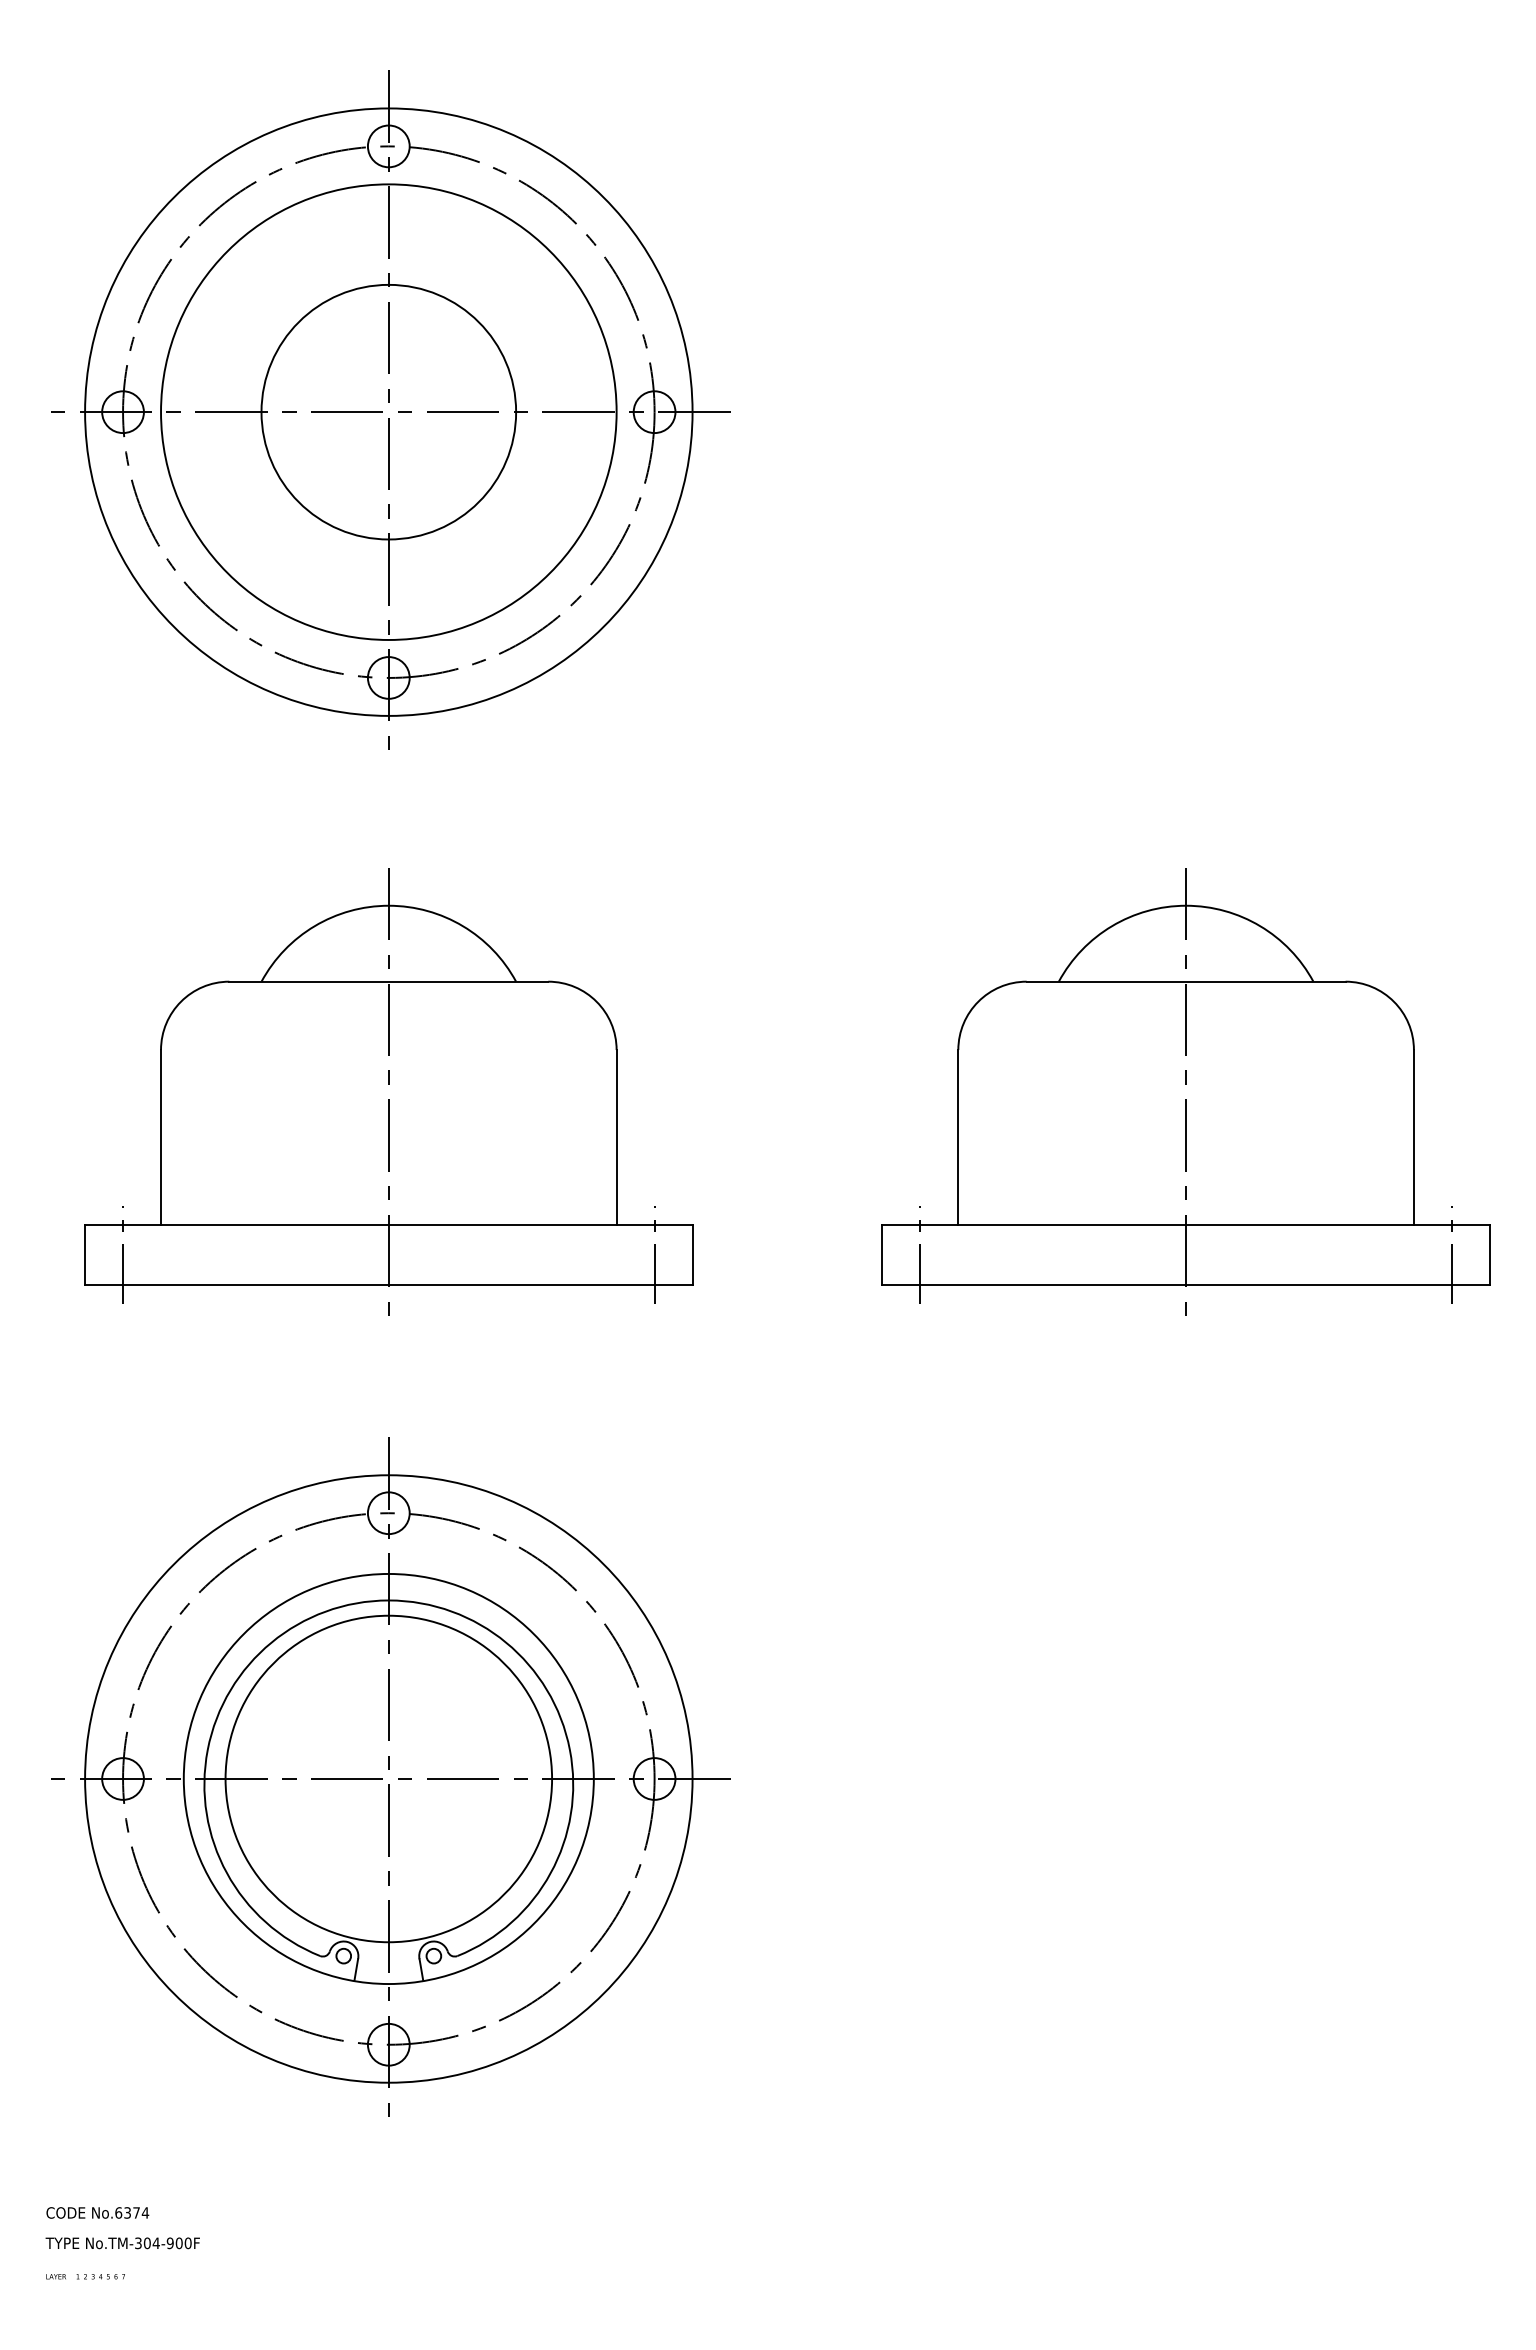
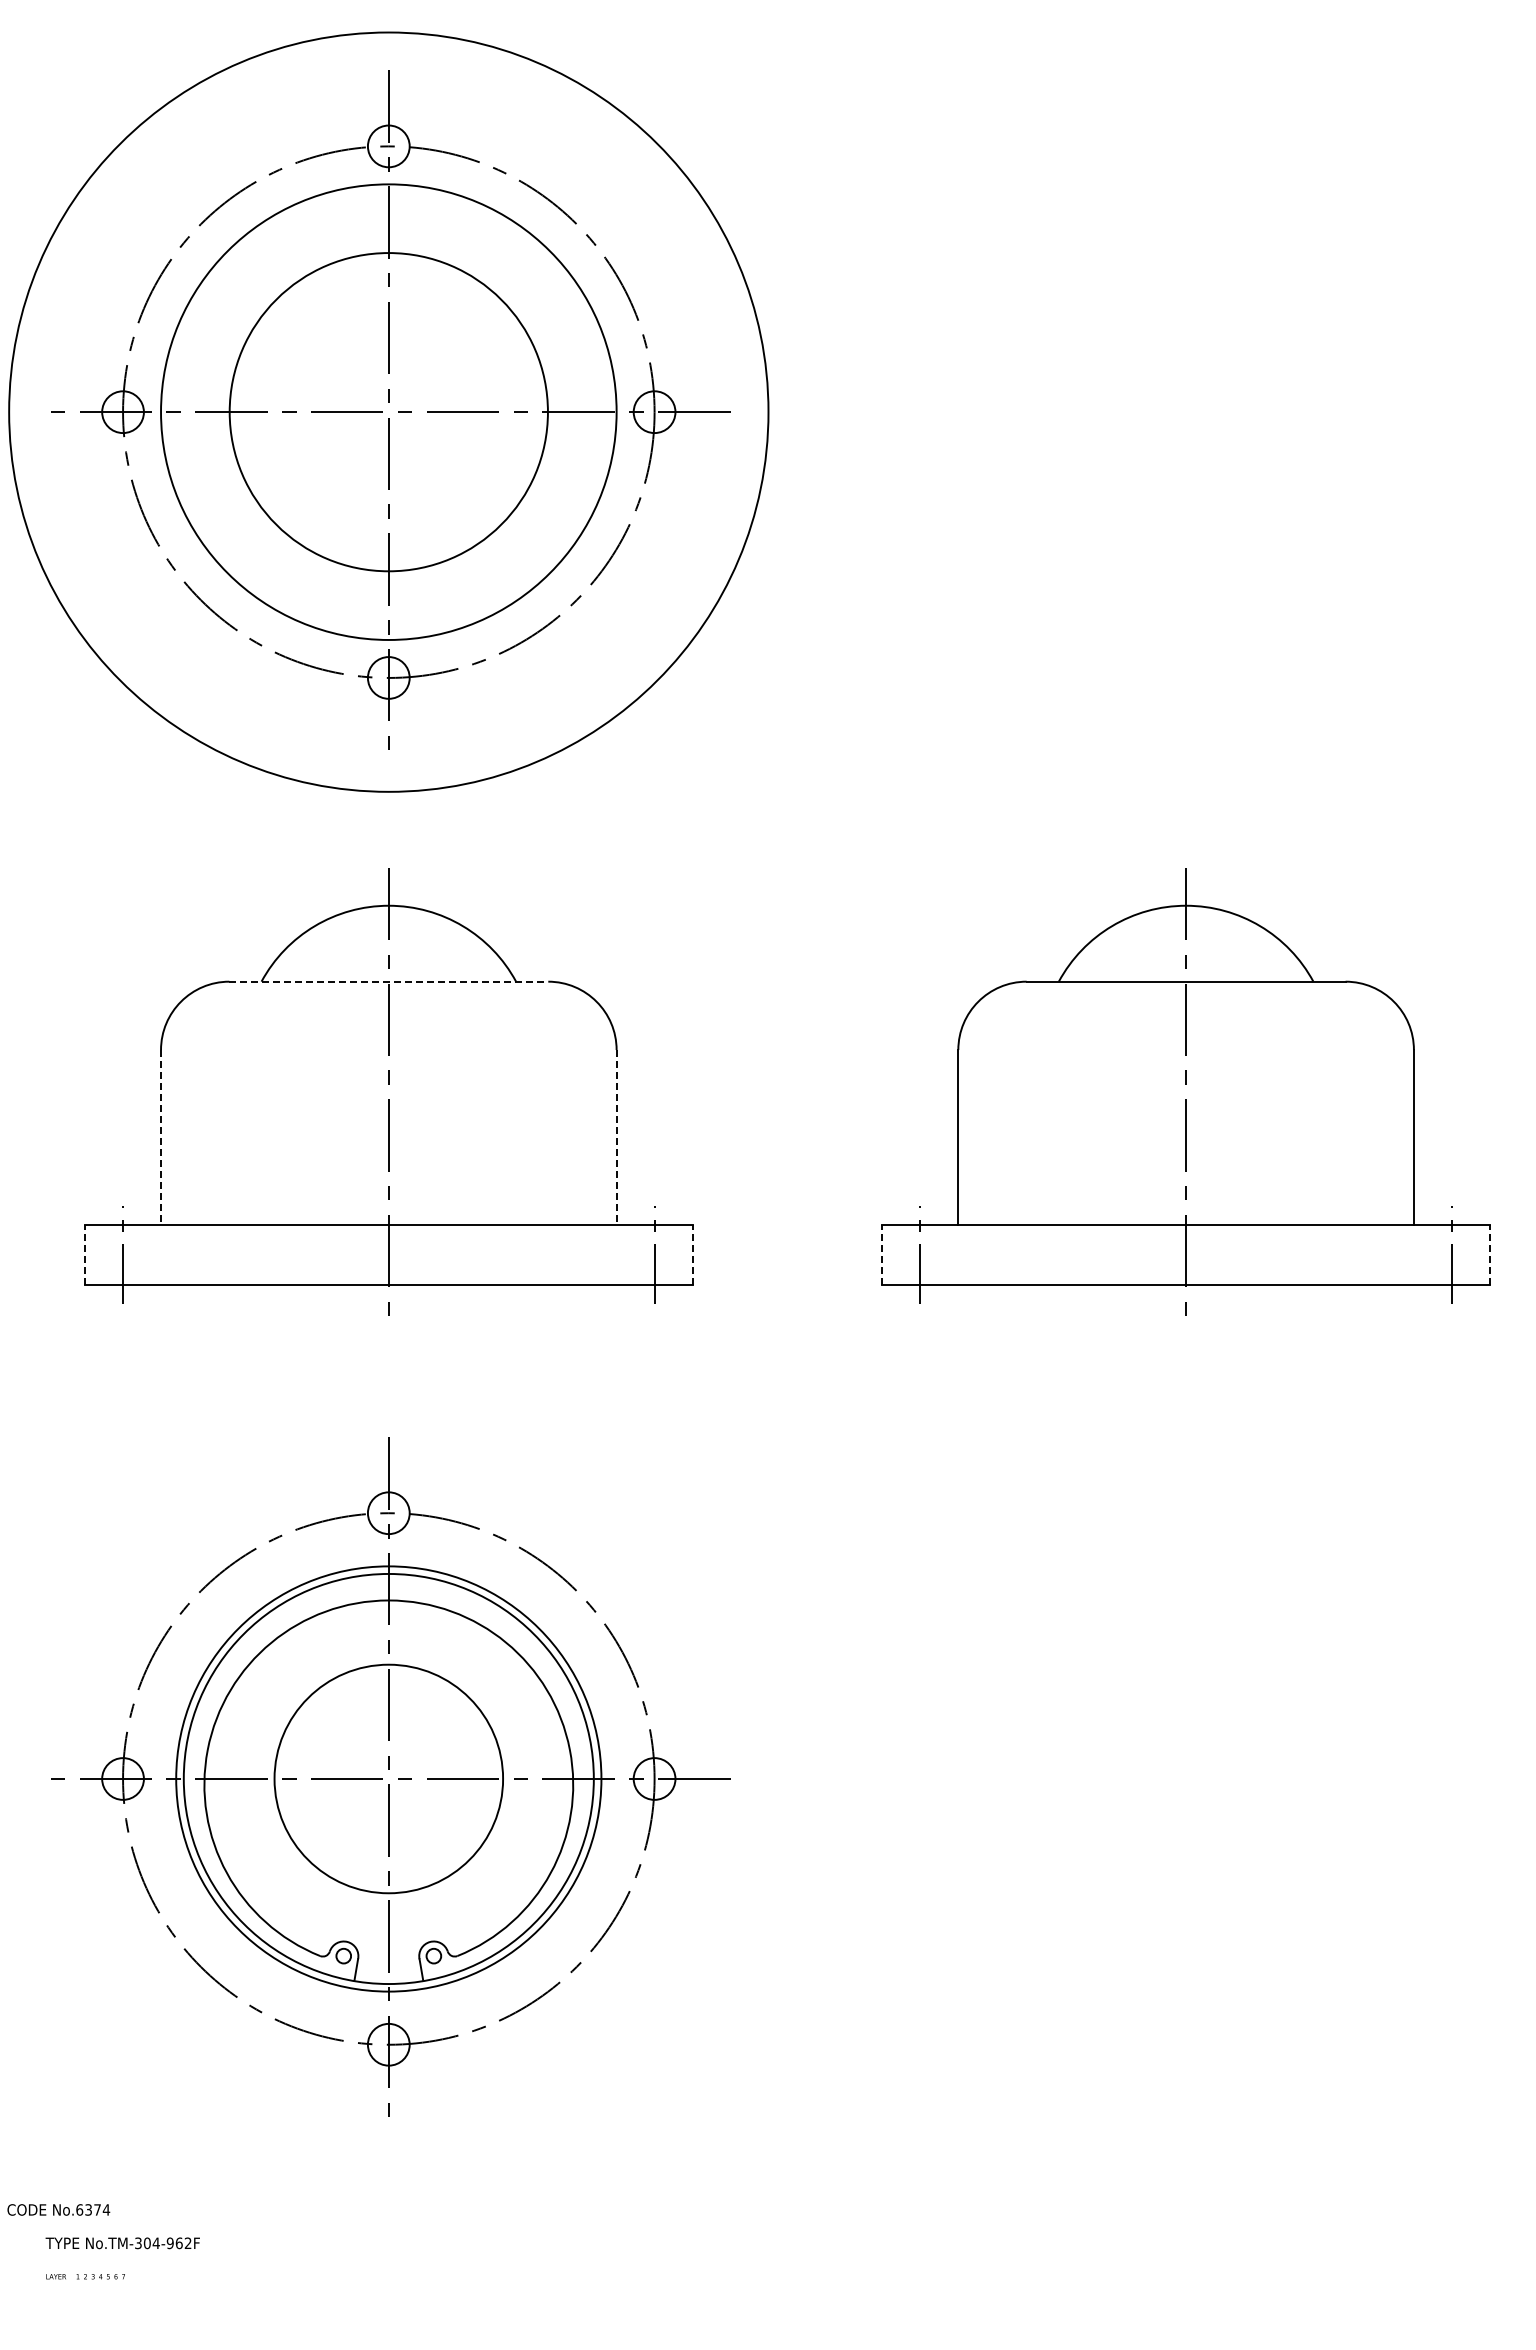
circle diameter: 255 px -> 318 px (388, 412)
circle diameter: 607 px -> 759 px (388, 411)
line: solid -> dashed (389, 981)
line: solid -> dashed (161, 1137)
line: solid -> dashed (616, 1137)
line: solid -> dashed (85, 1254)
line: solid -> dashed (692, 1254)
line: solid -> dashed (882, 1254)
line: solid -> dashed (1489, 1254)
circle diameter: 327 px -> 229 px (388, 1778)
circle diameter: 607 px -> 425 px (388, 1778)
text position: (97, 2212) -> (58, 2209) (58, 2209)
text: No.TM-304-900F -> No.TM-304-962F (183, 2243)
